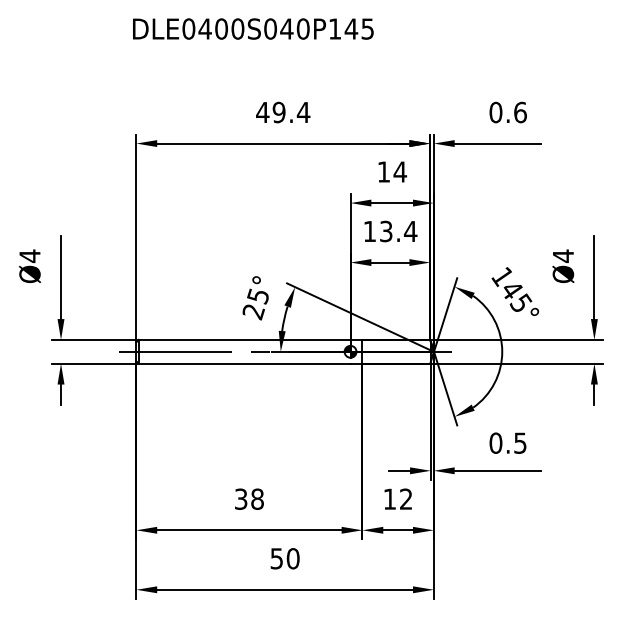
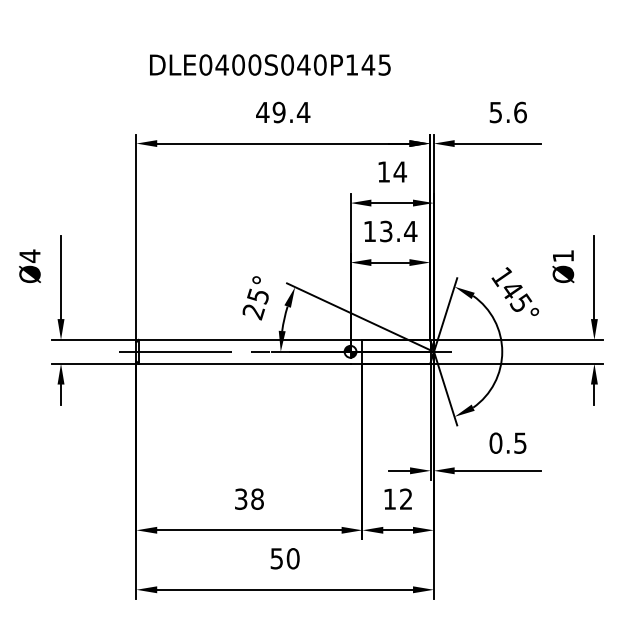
text position: (253, 28) -> (270, 64) (270, 64)
text: 0.6 -> 5.6 (495, 112)
text: Ø4 -> Ø1 (563, 256)
